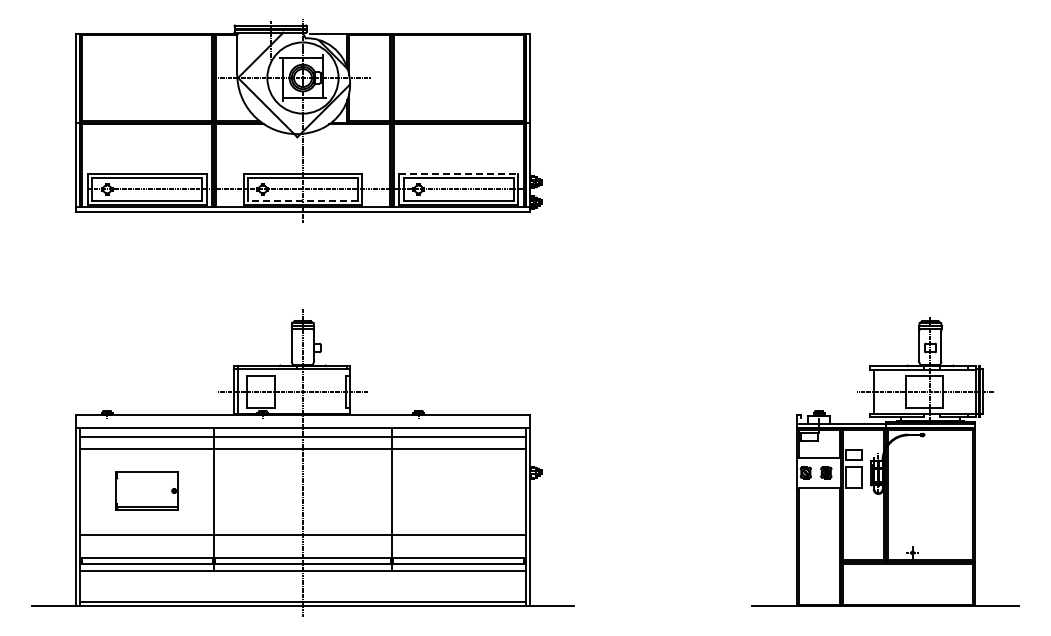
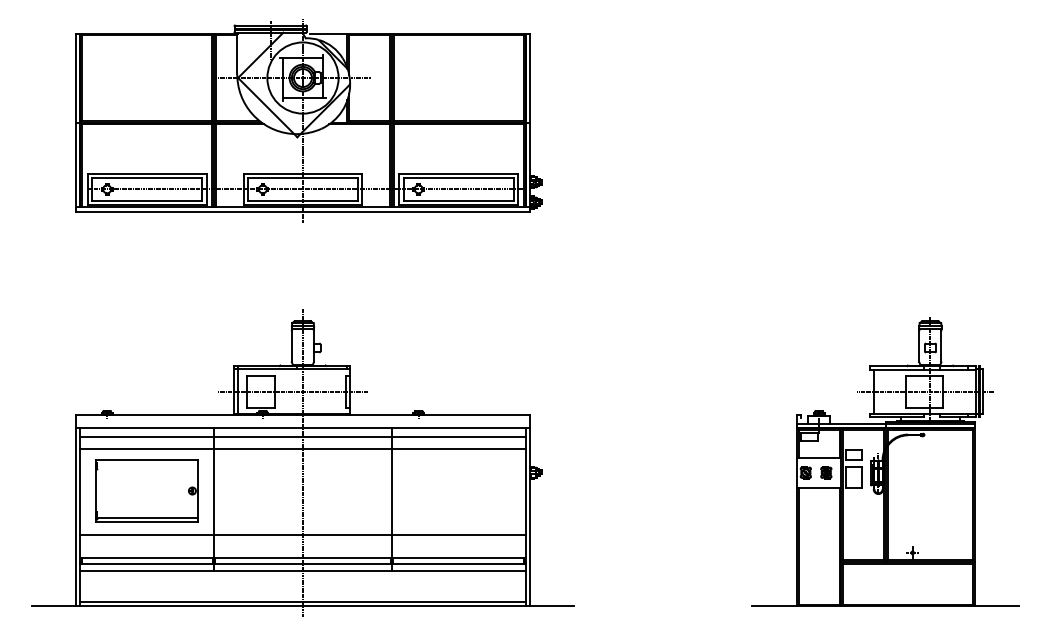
line: dashed -> solid (459, 173)
line: dashed -> solid (302, 200)
part size: 64x40 px -> 104x64 px (146, 490)
